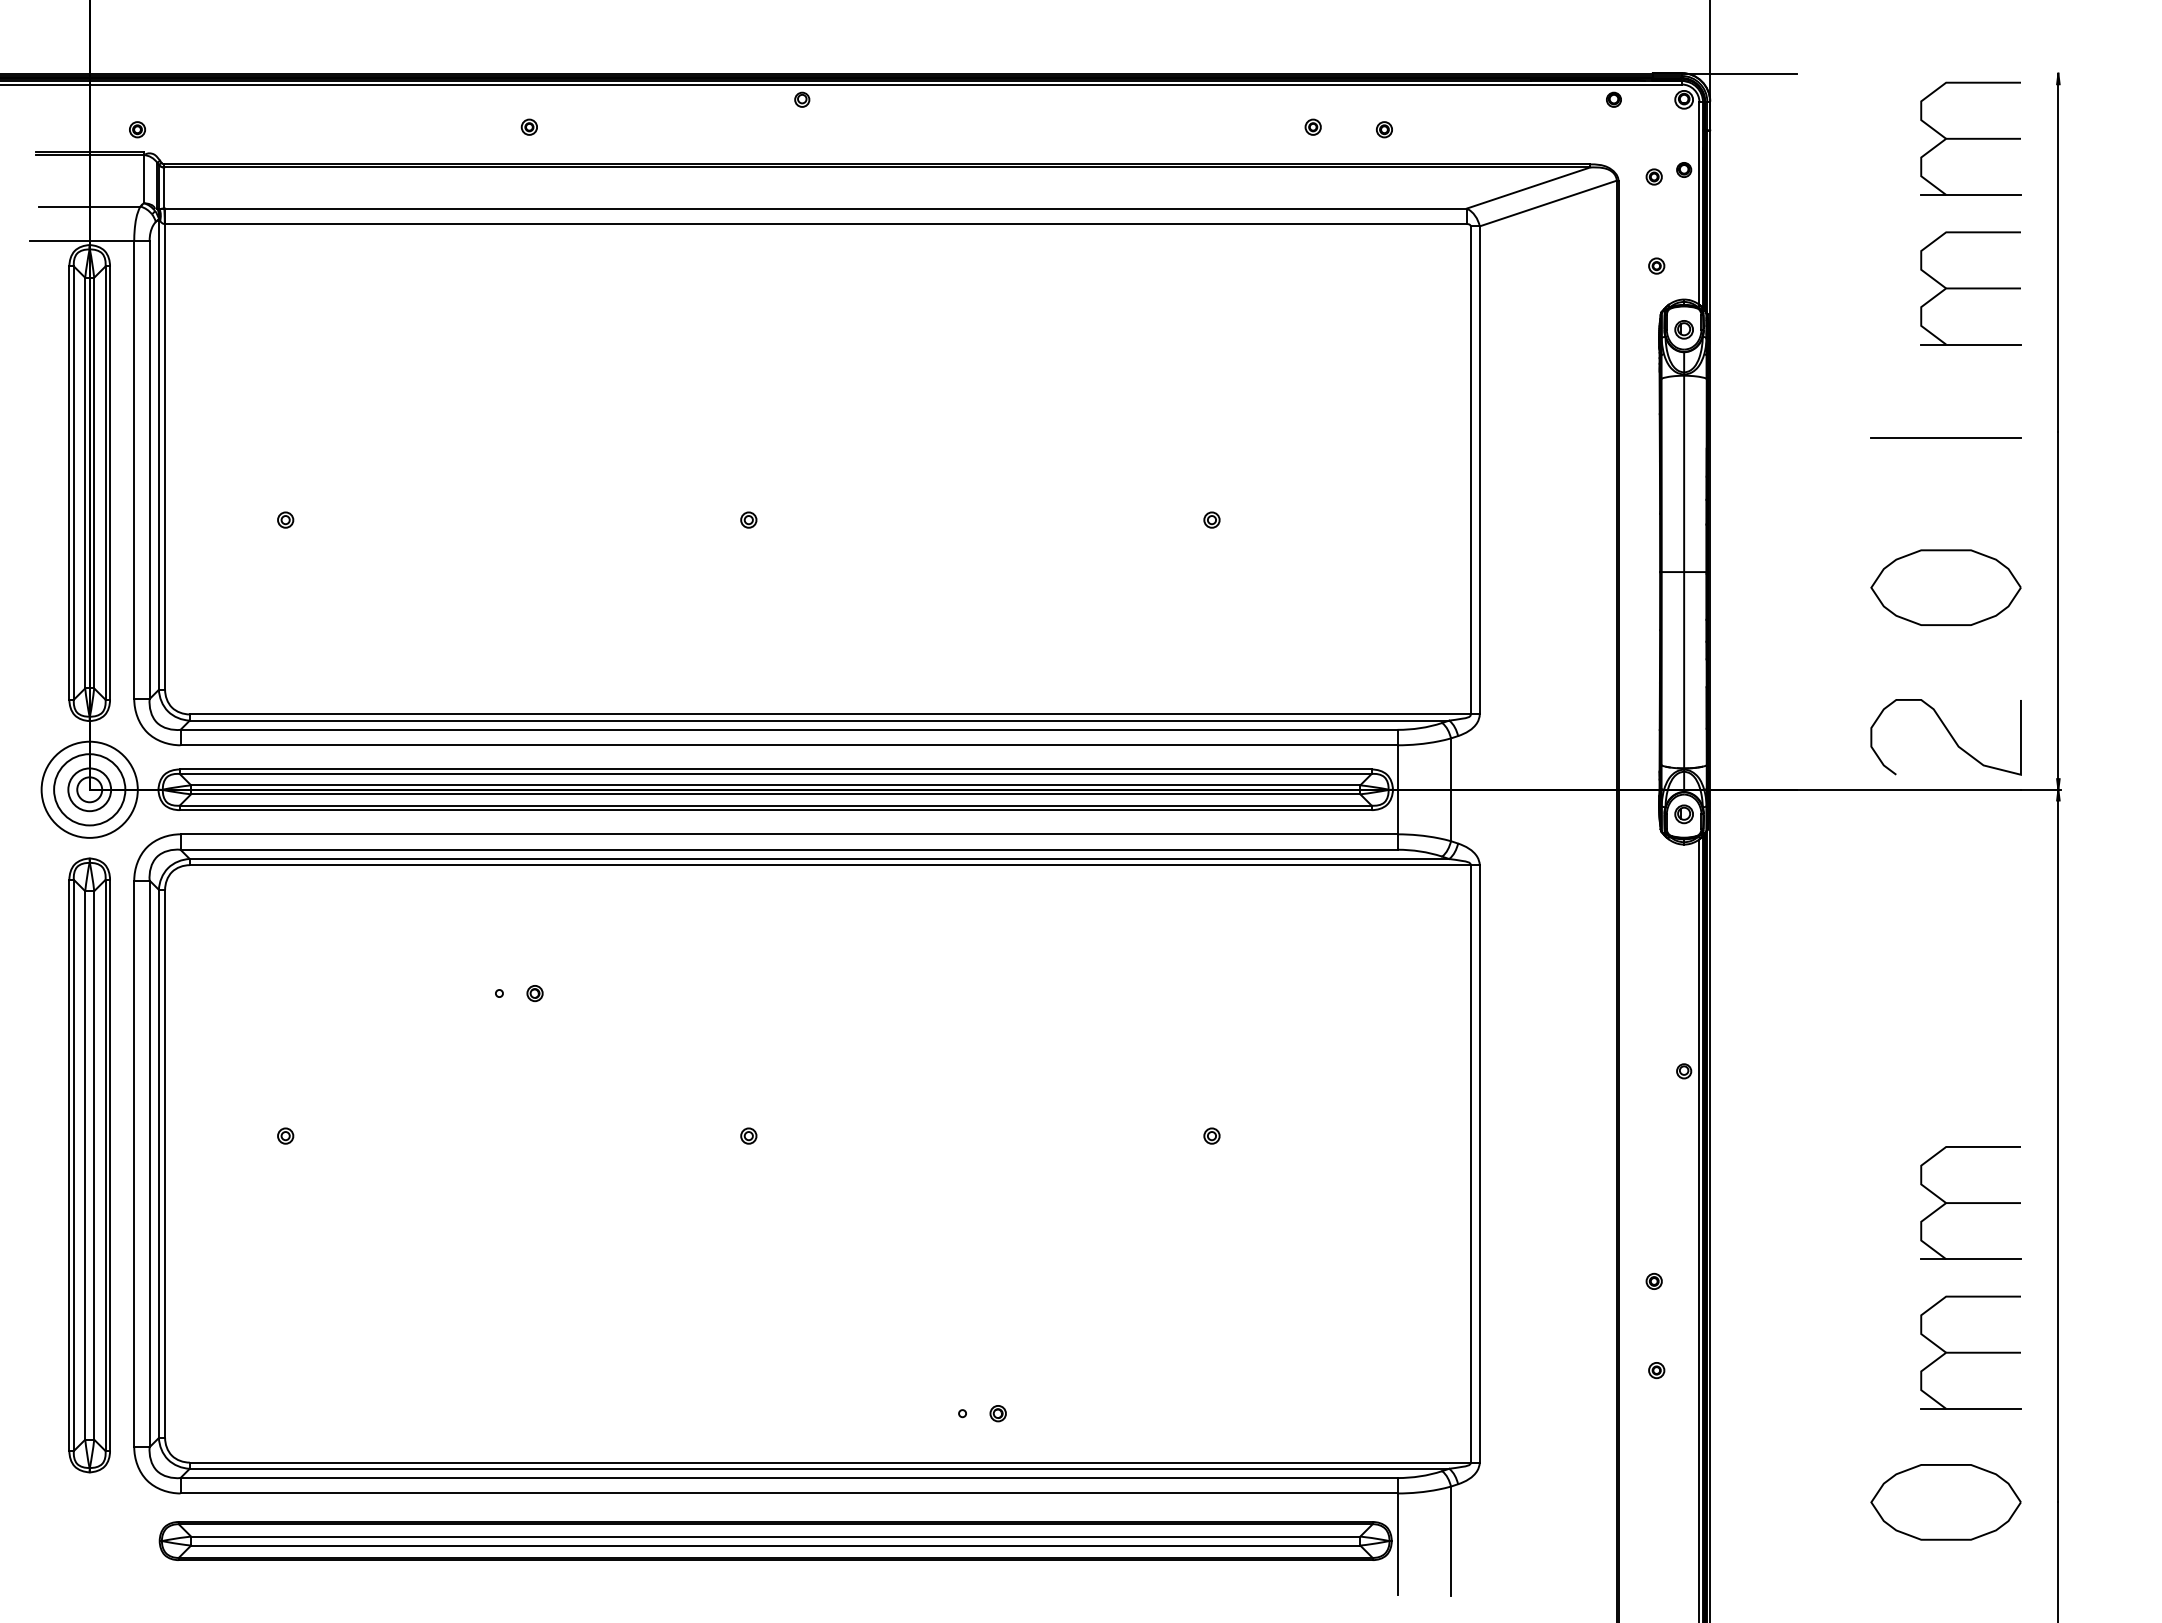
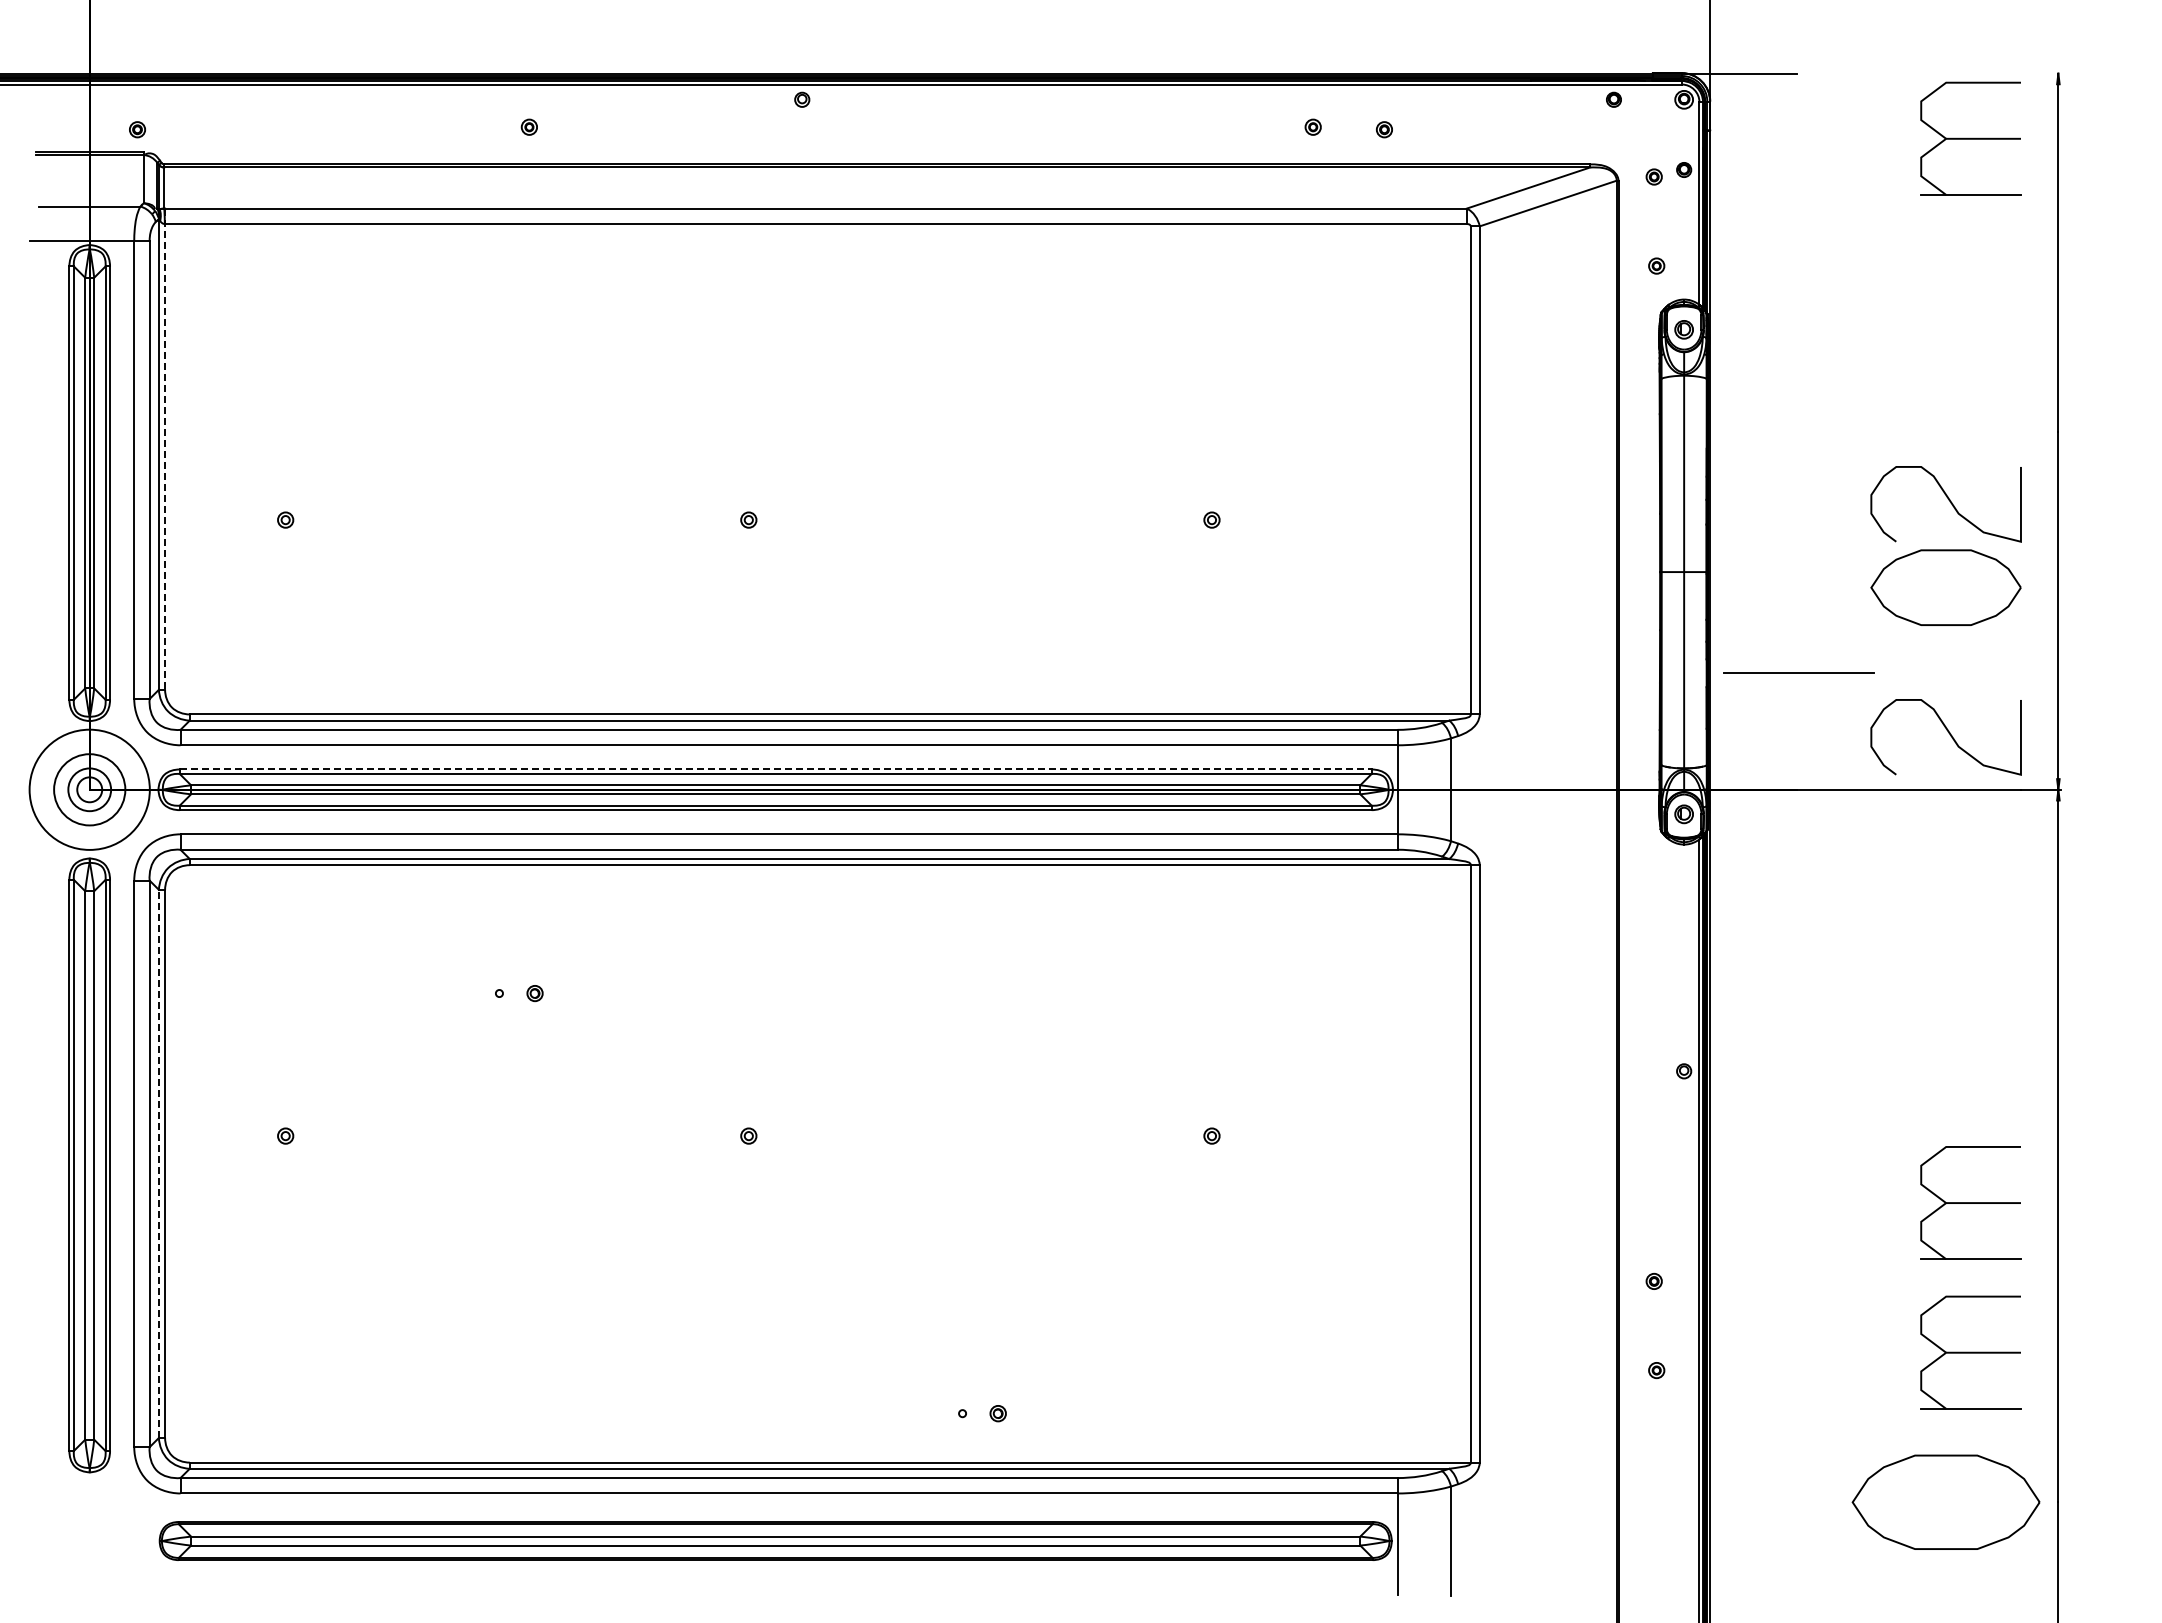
part: present -> none (1970, 288)
line position: (1945, 437) -> (1798, 672) (1798, 672)
line: solid -> dashed (165, 449)
curve: none -> present (1948, 500)
line: solid -> dashed (775, 769)
circle diameter: 96 px -> 120 px (89, 789)
line: solid -> dashed (158, 1163)
part size: 152x77 px -> 190x96 px (1945, 1501)
